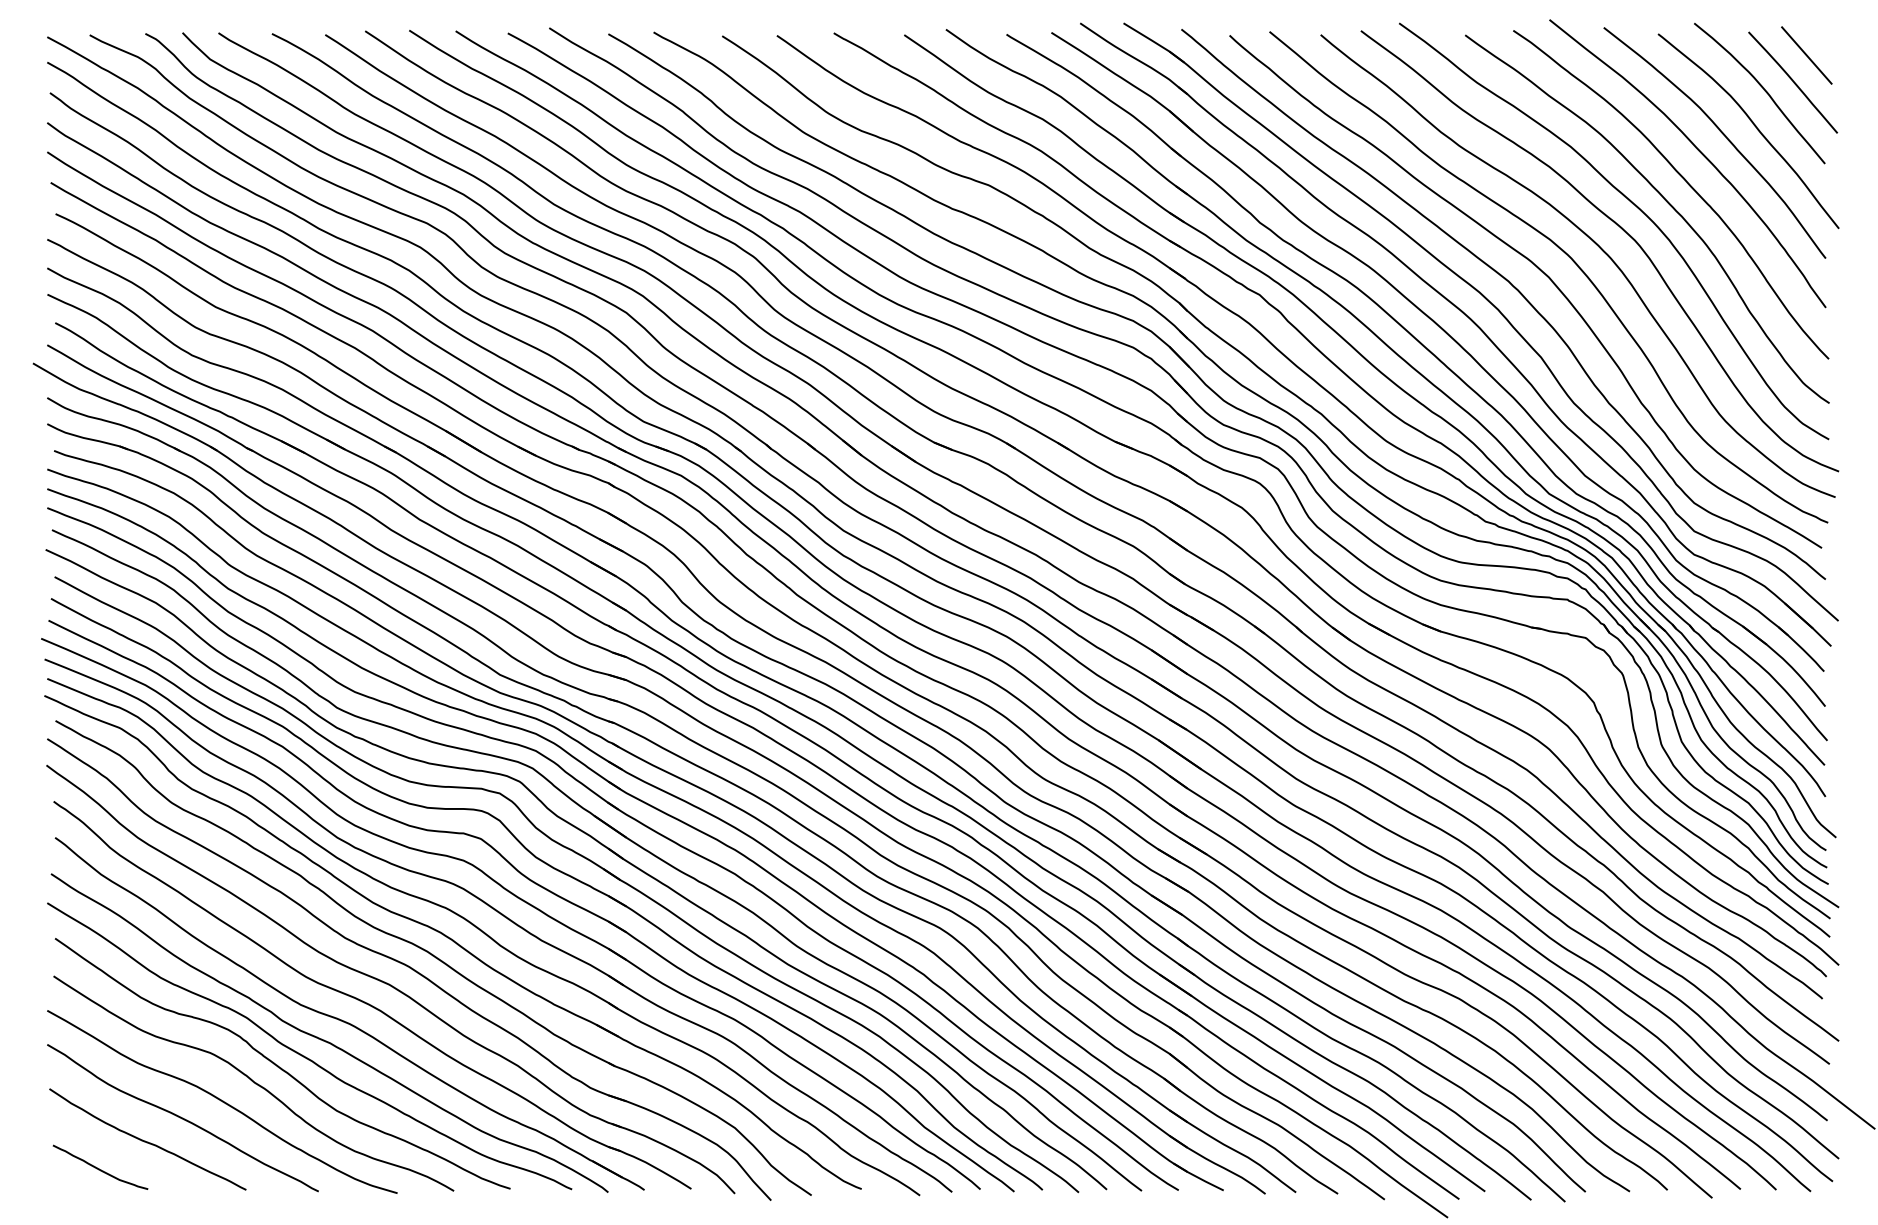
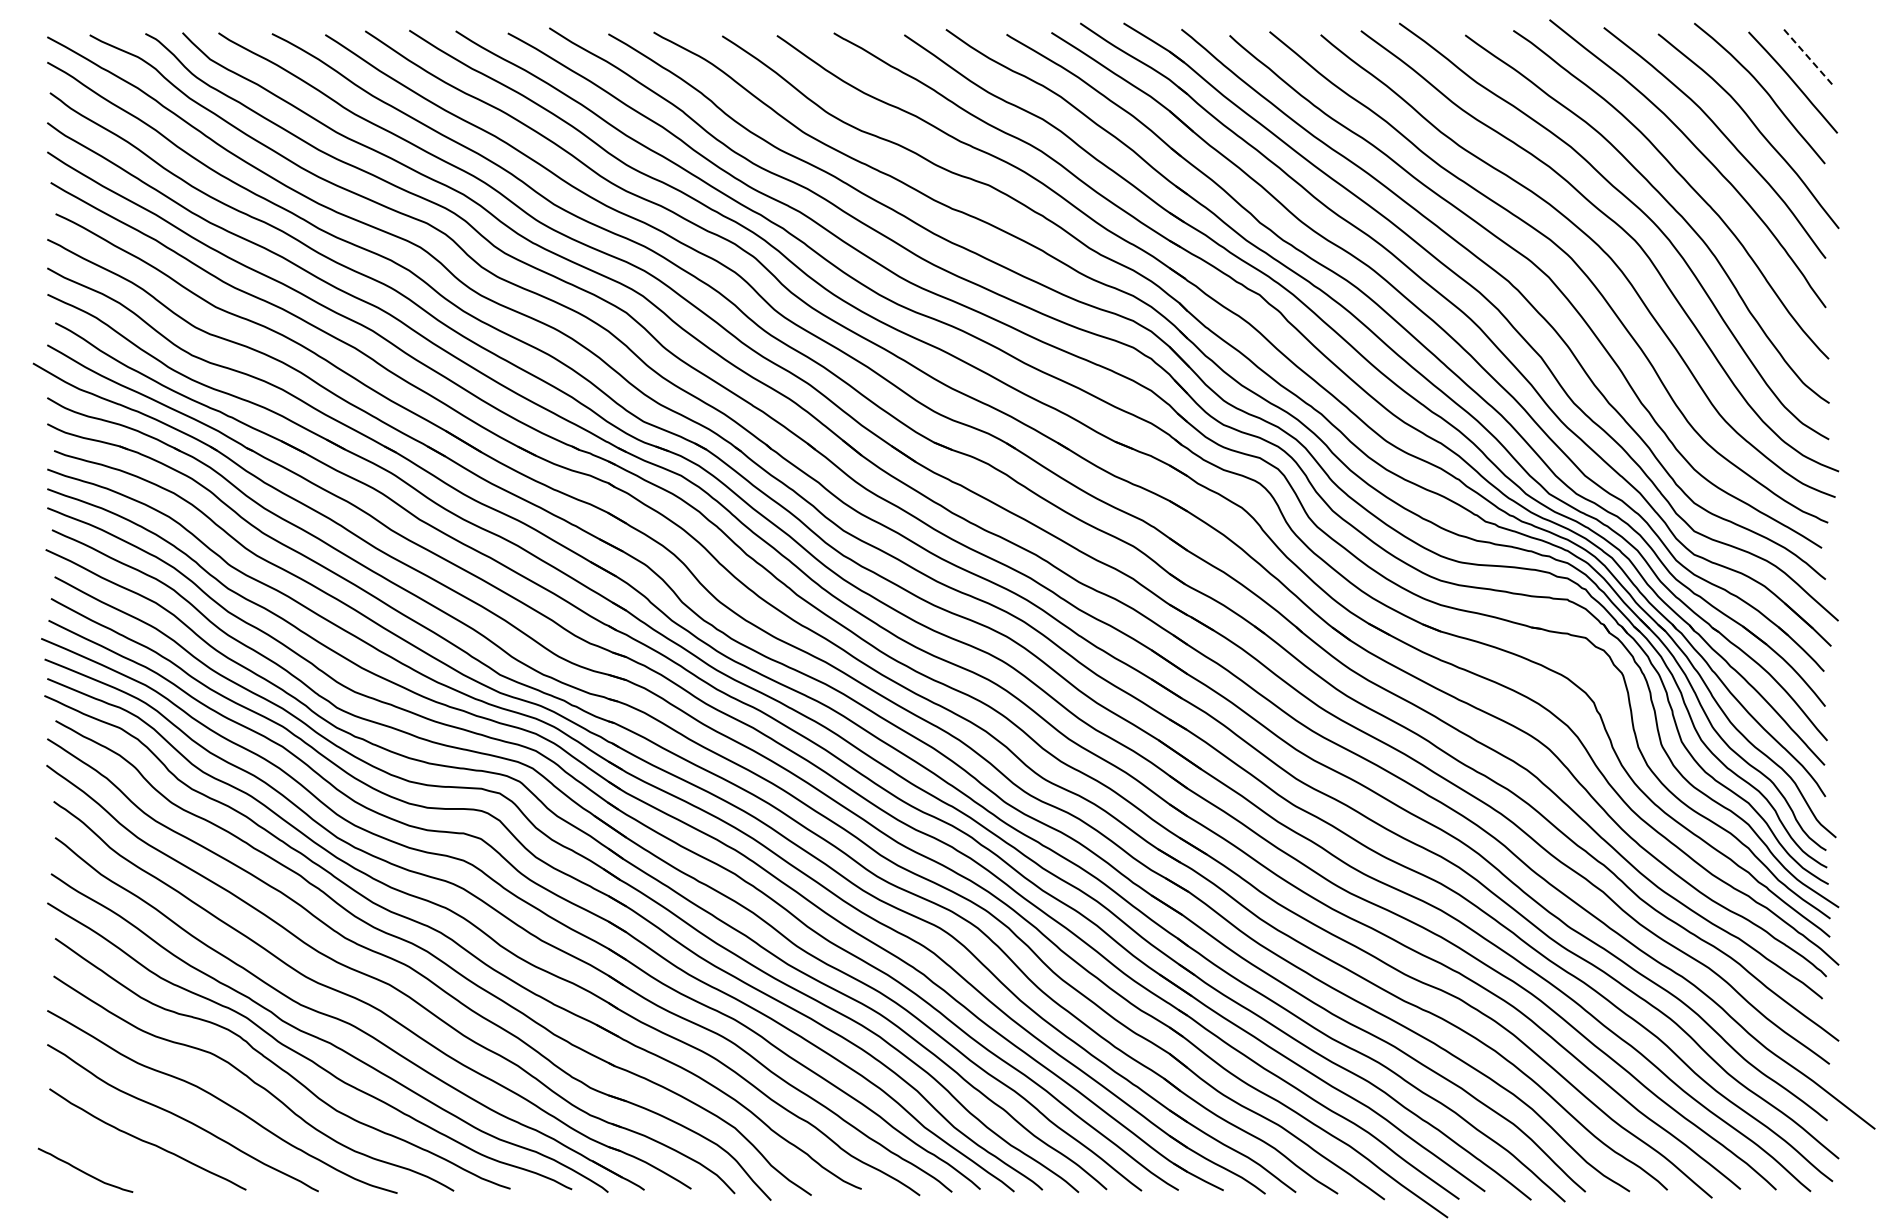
line: solid -> dashed (1806, 55)
curve position: (99, 1168) -> (84, 1171) (84, 1171)
